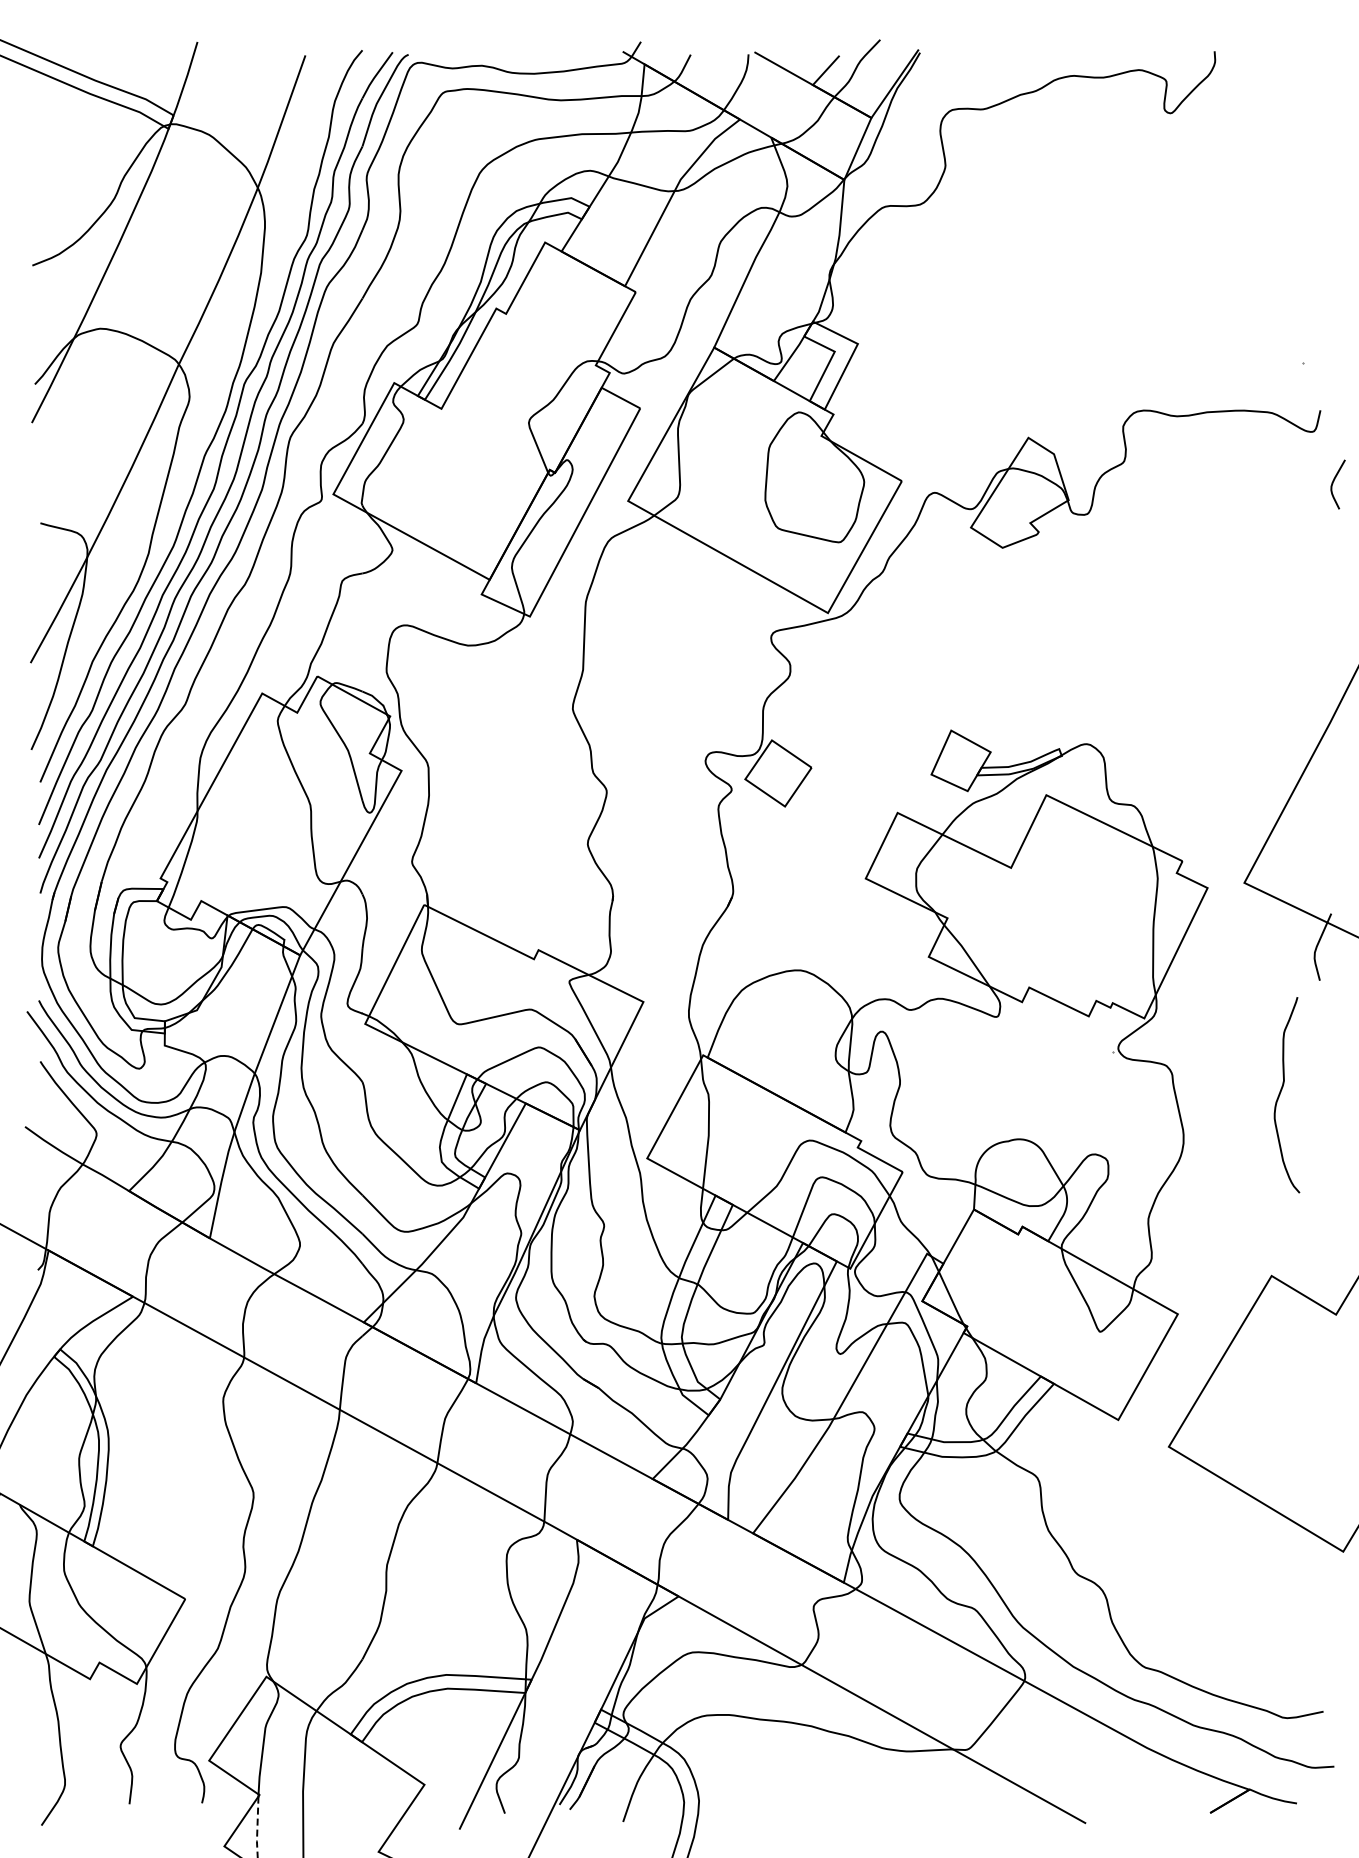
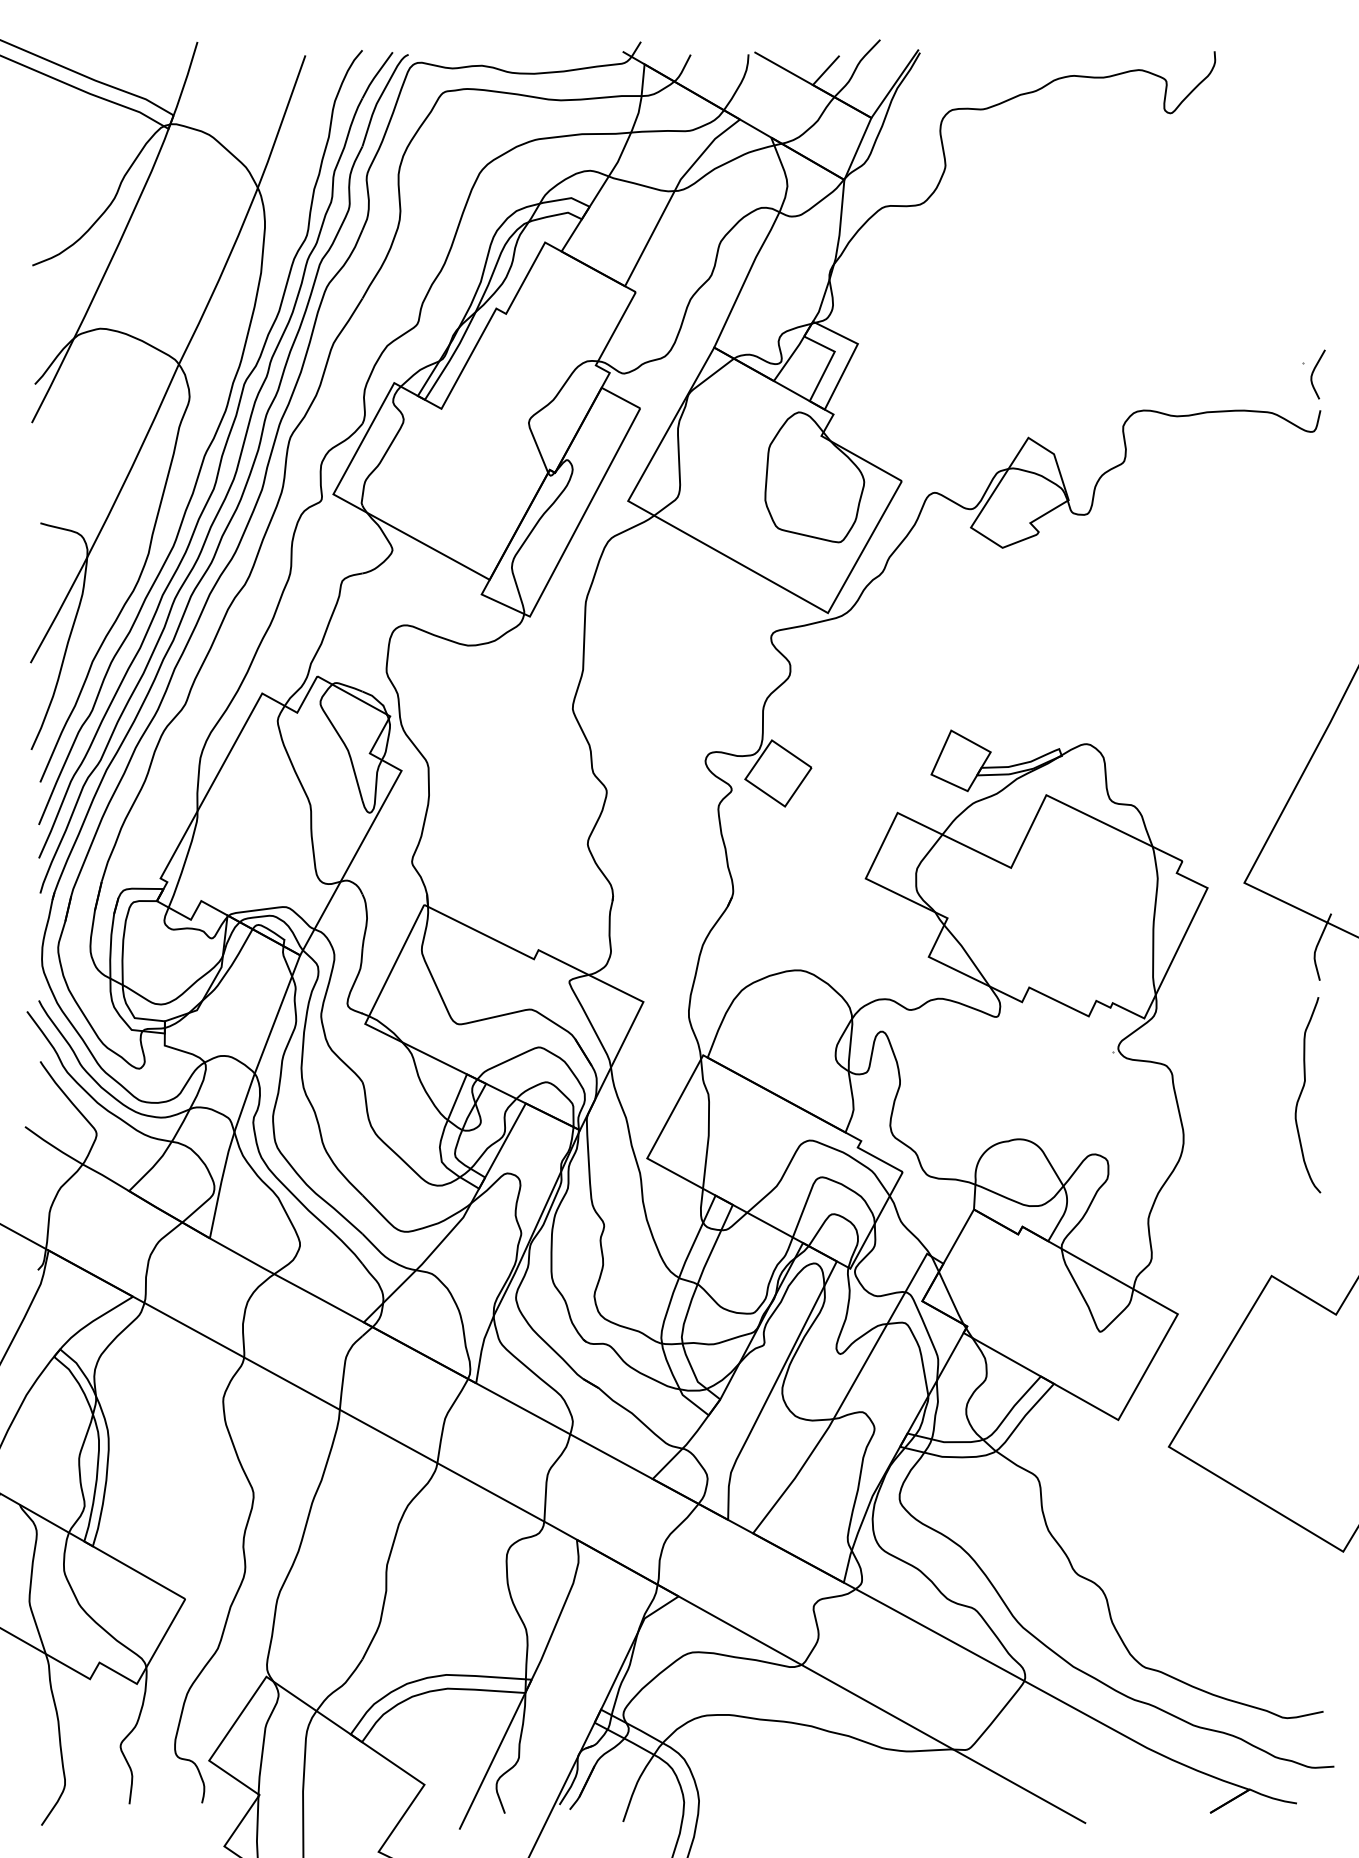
curve position: (1333, 483) -> (1313, 373) (1313, 373)
curve position: (1281, 1092) -> (1302, 1092) (1302, 1092)
line: dashed -> solid (257, 1827)
